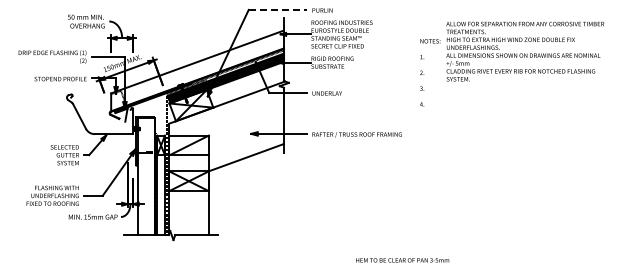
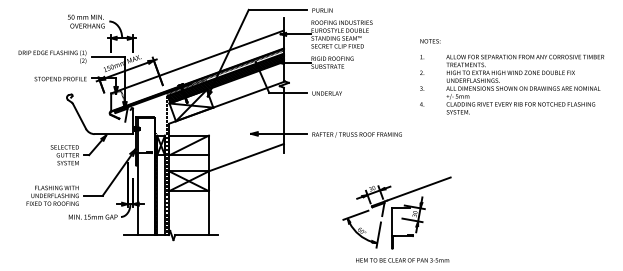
line: dashed -> solid (278, 9)
text position: (525, 51) -> (525, 84) (525, 84)
part: none -> present (396, 212)
